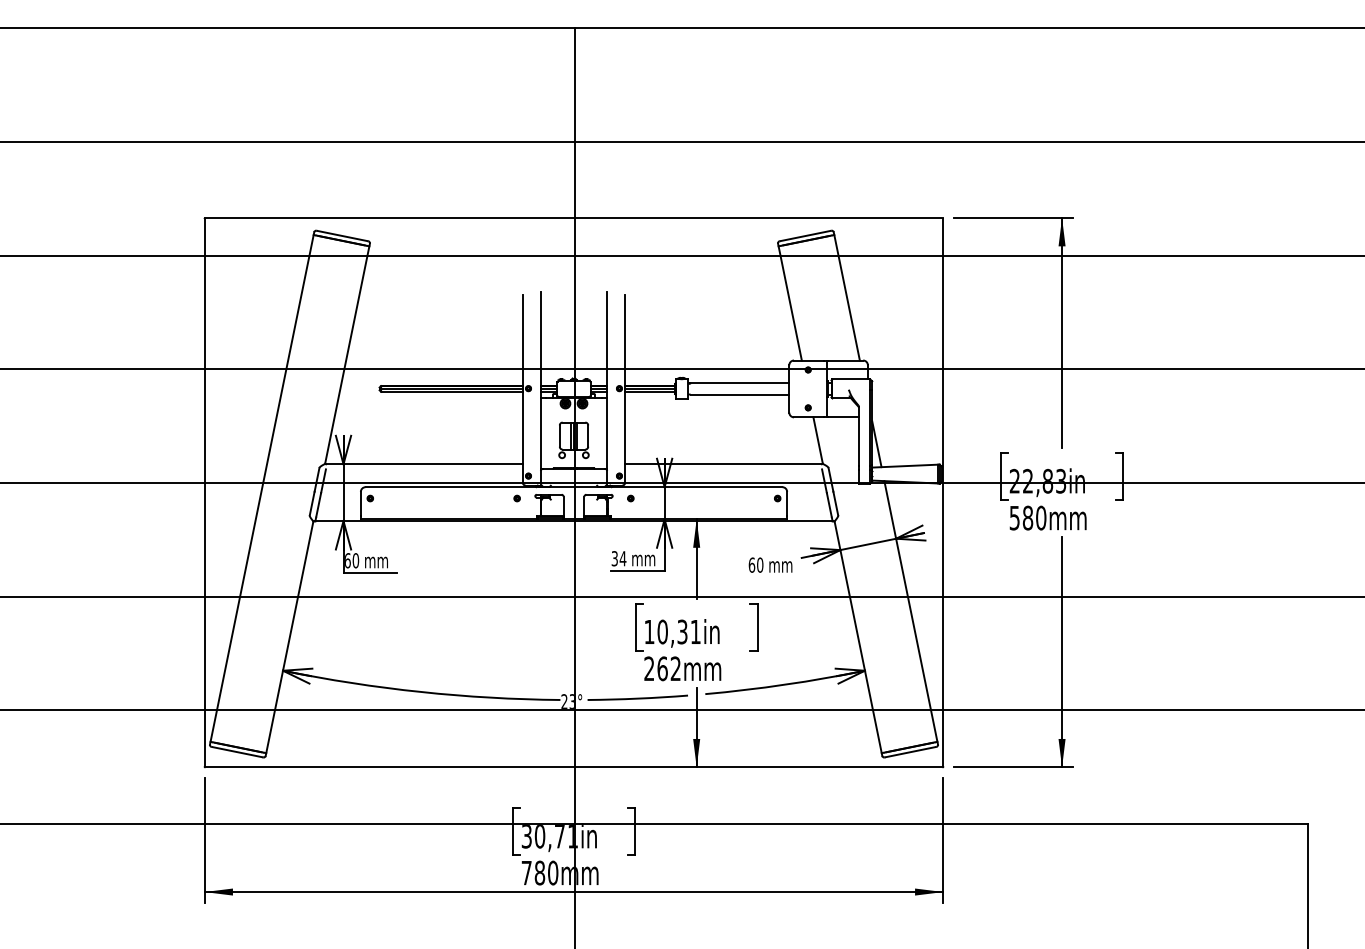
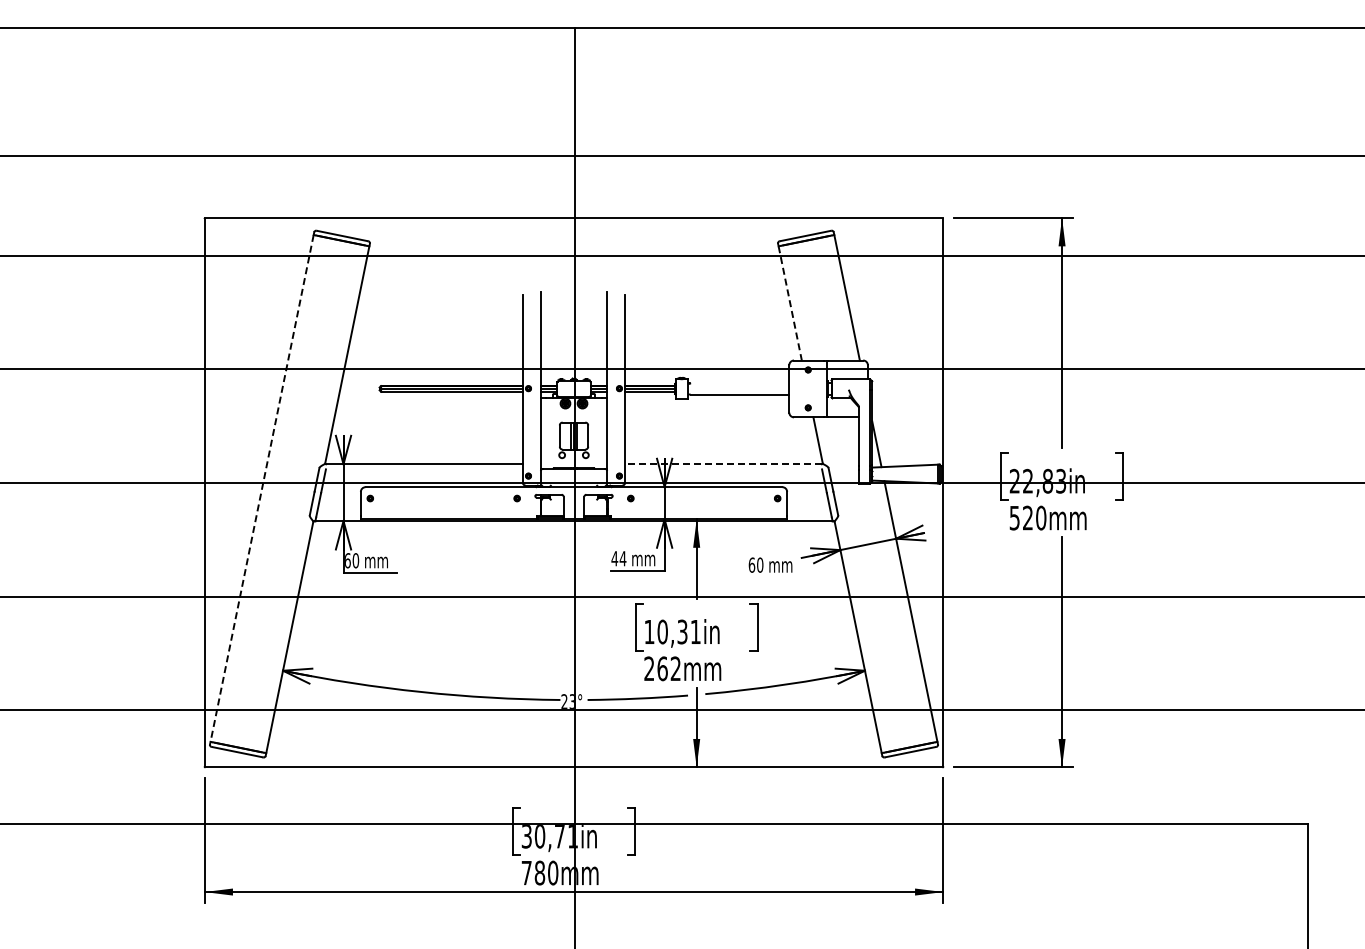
line position: (681, 142) -> (681, 156) (681, 156)
line: solid -> dashed (790, 303)
line: present -> none (739, 383)
line: solid -> dashed (723, 464)
line: solid -> dashed (262, 488)
text: 580mm -> 520mm (1027, 517)
text: 34 -> 44 (614, 558)
